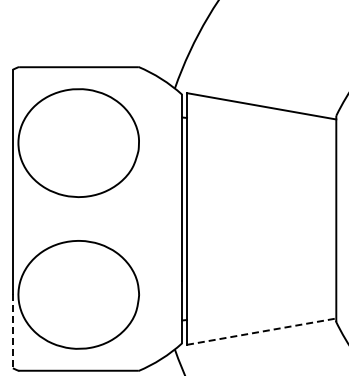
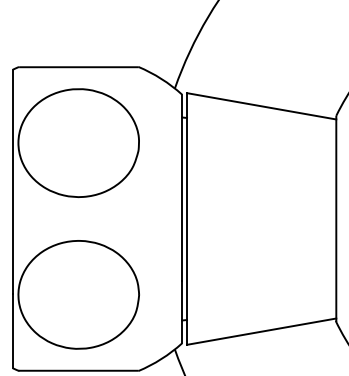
line: dashed -> solid (12, 331)
line: dashed -> solid (261, 331)
